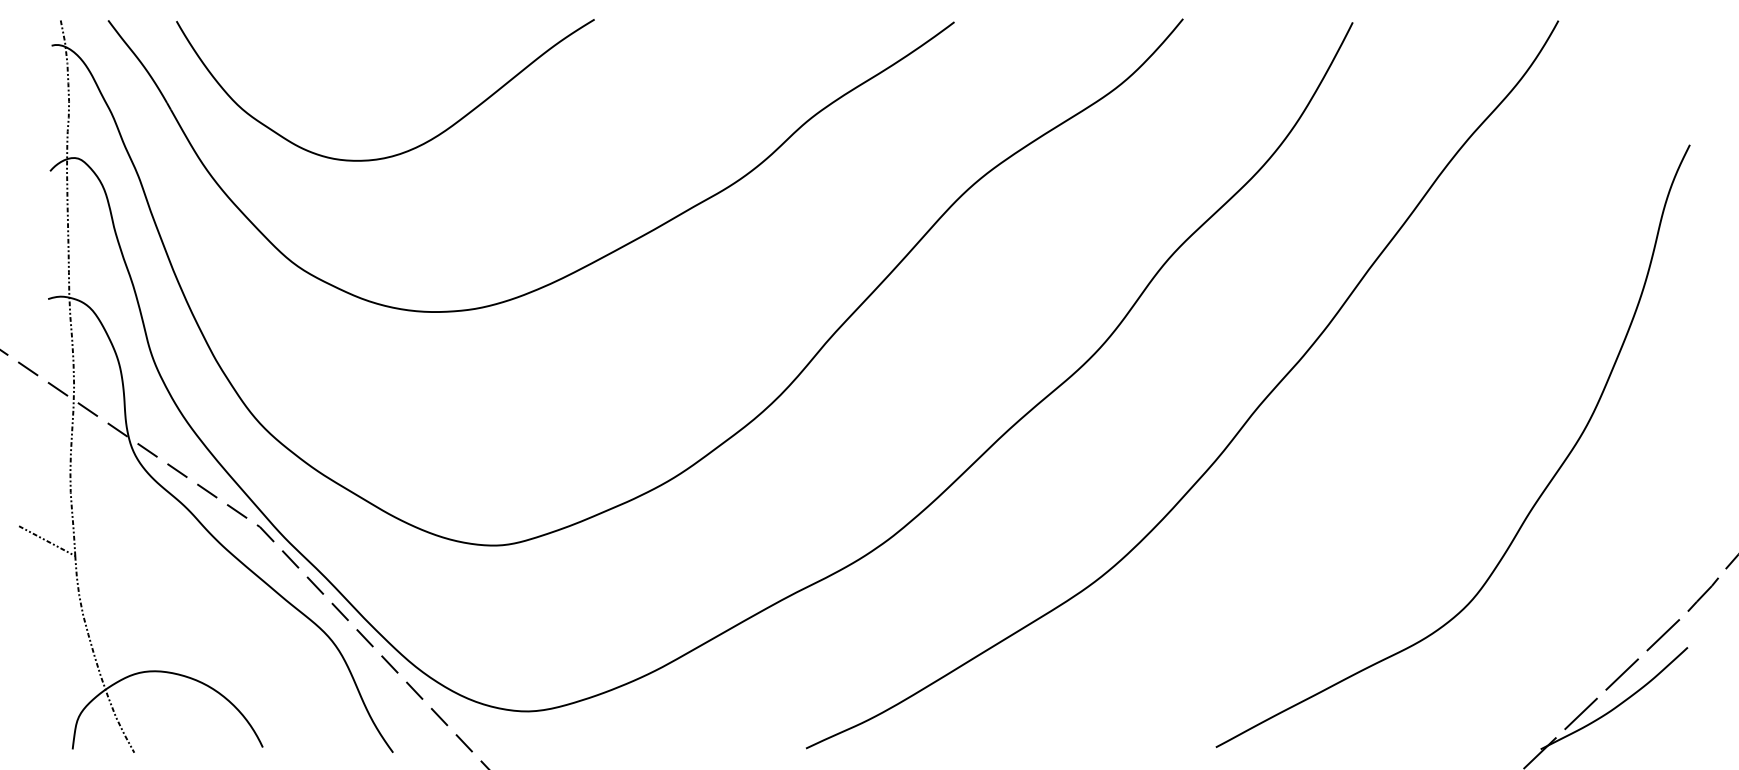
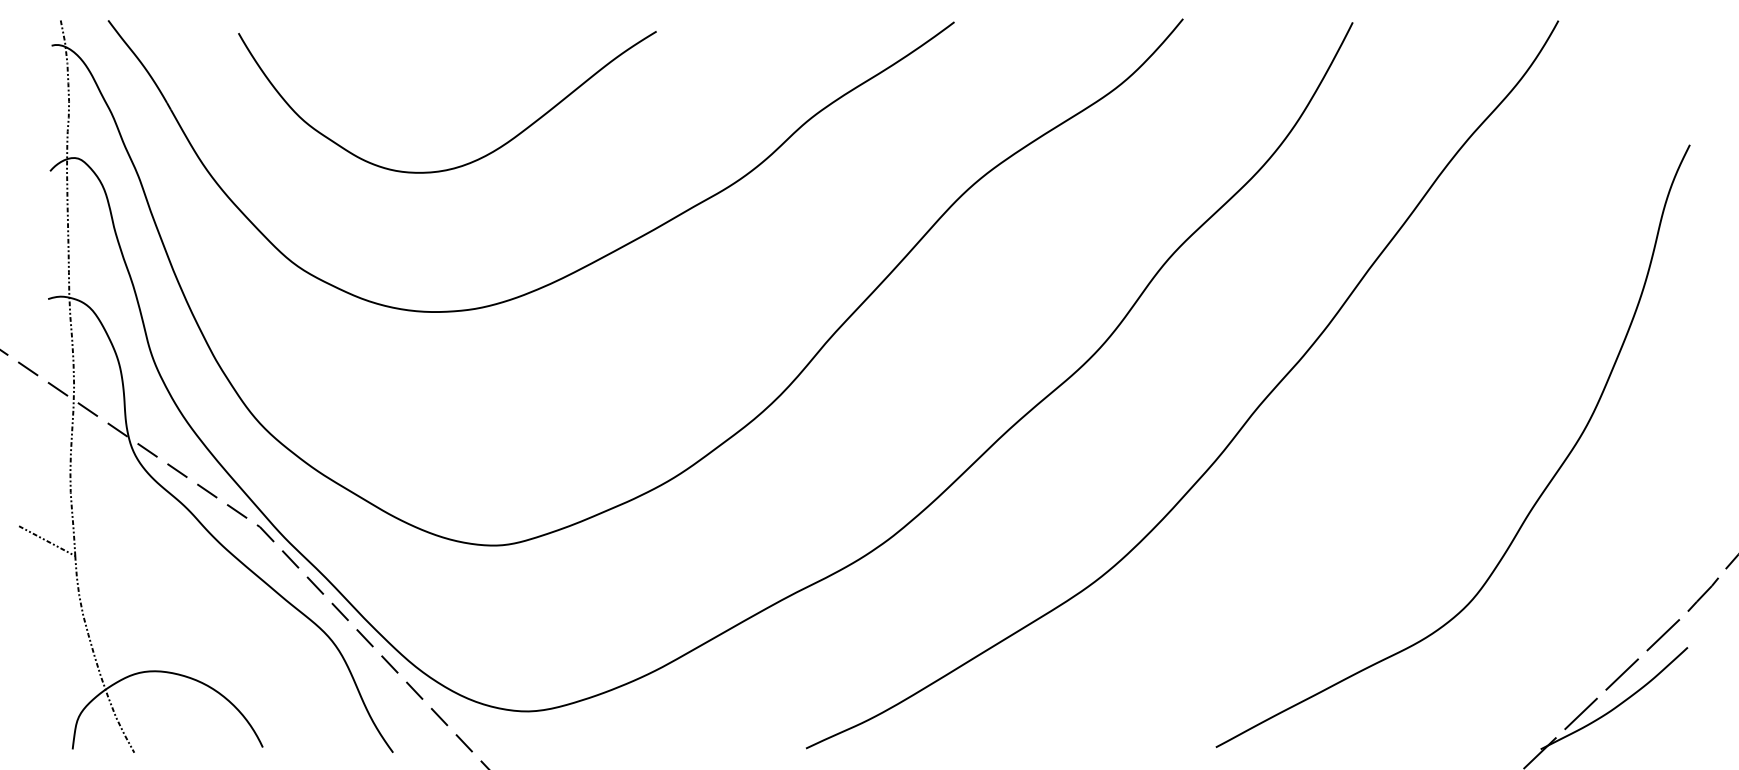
curve position: (413, 147) -> (475, 159) (475, 159)
